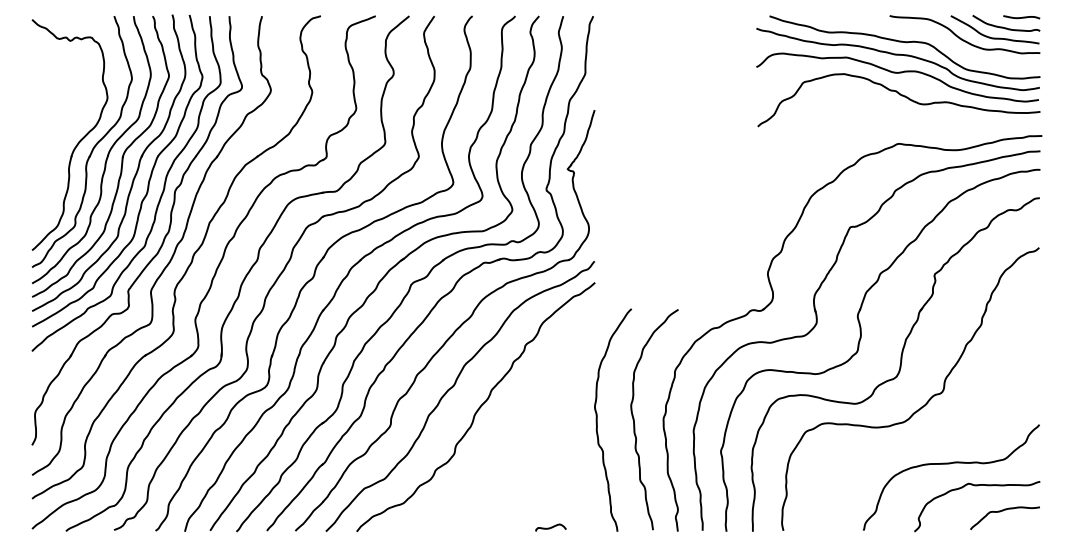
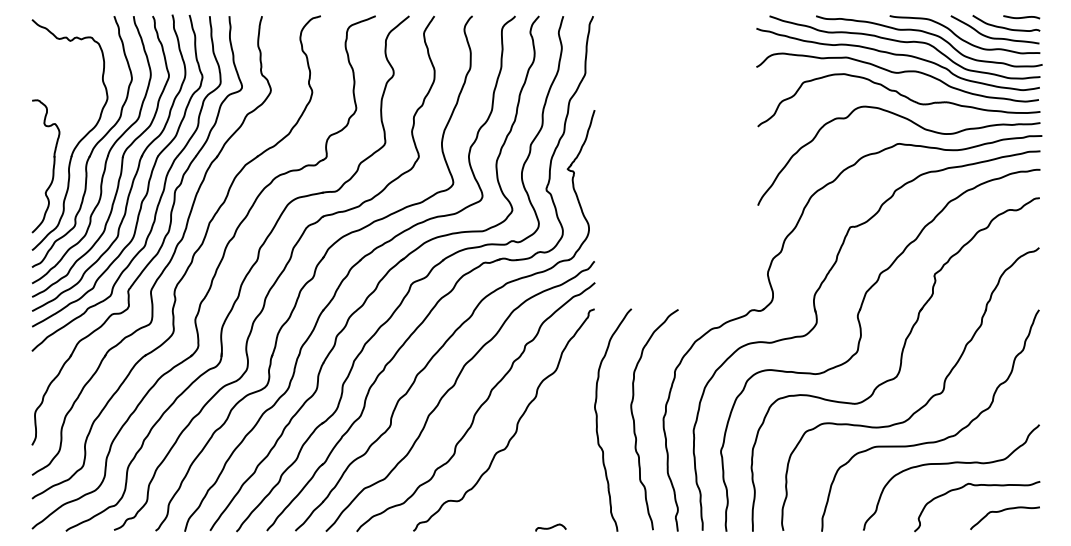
curve: none -> present (932, 35)
curve: none -> present (914, 124)
part: none -> present (52, 168)
curve: none -> present (516, 423)
curve: none -> present (936, 440)
